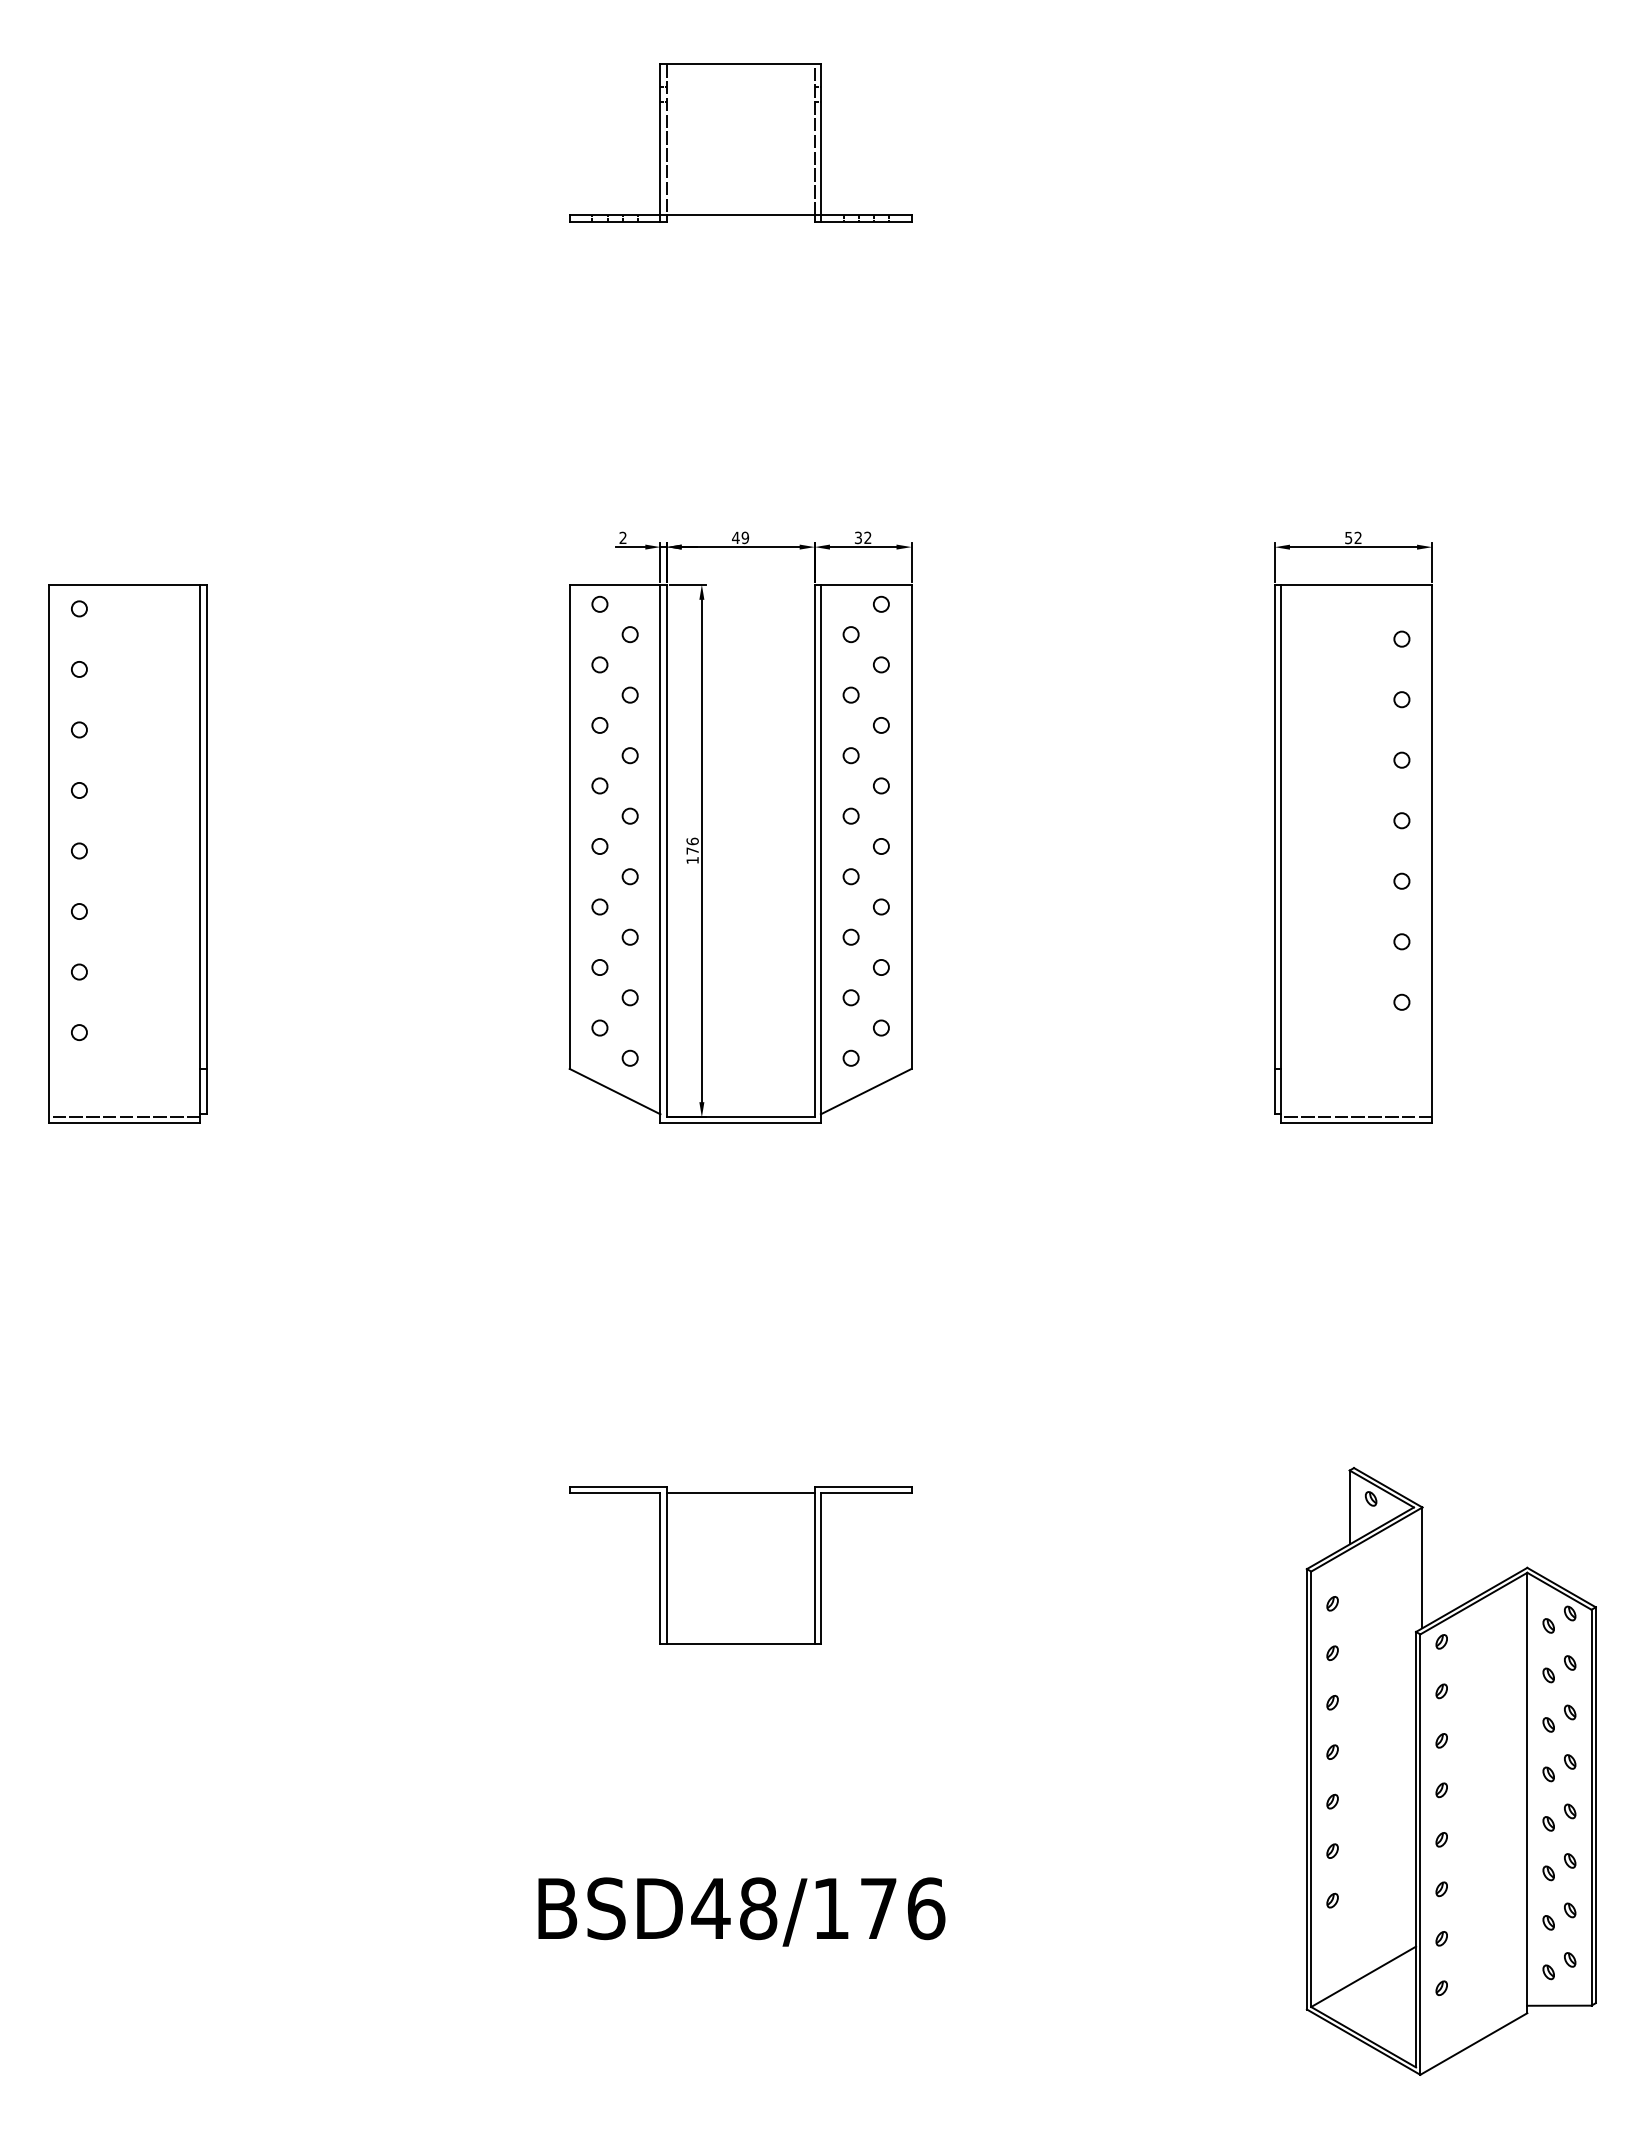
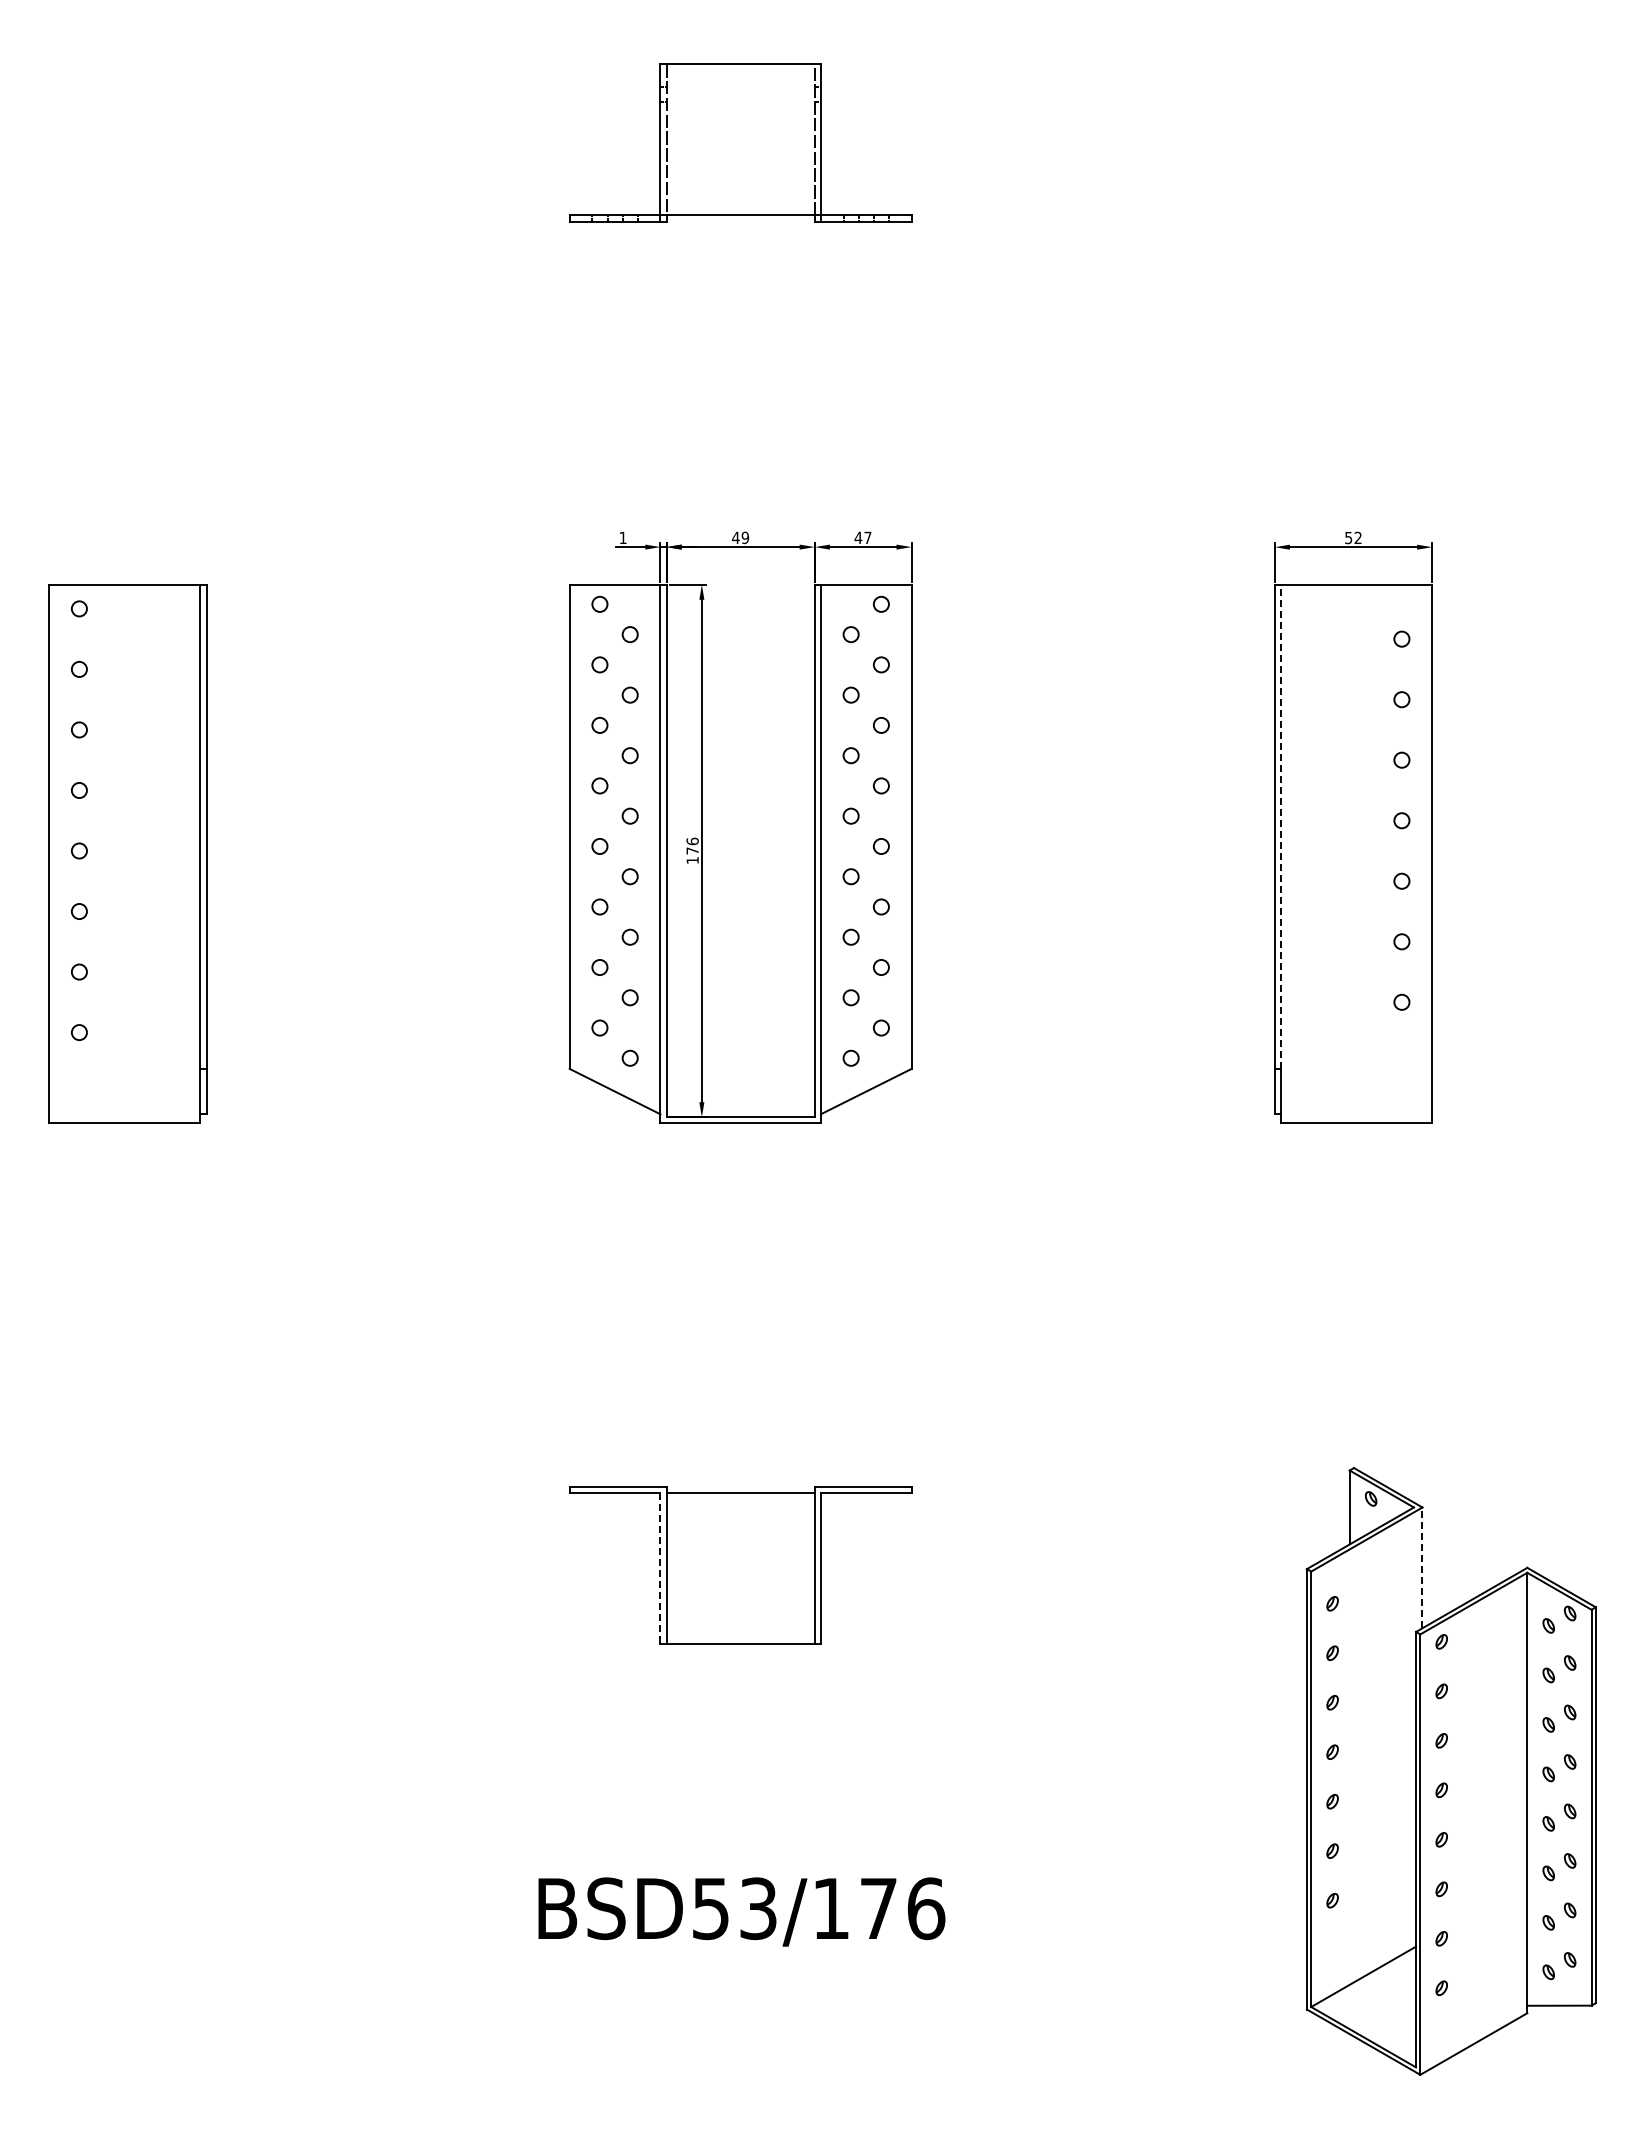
text: 2 -> 1 (622, 537)
text: 32 -> 47 (862, 537)
line: solid -> dashed (1280, 826)
line: present -> none (124, 1117)
line: present -> none (1356, 1117)
line: solid -> dashed (1422, 1567)
line: solid -> dashed (660, 1568)
text: BSD48/176 -> BSD53/176 (734, 1908)
